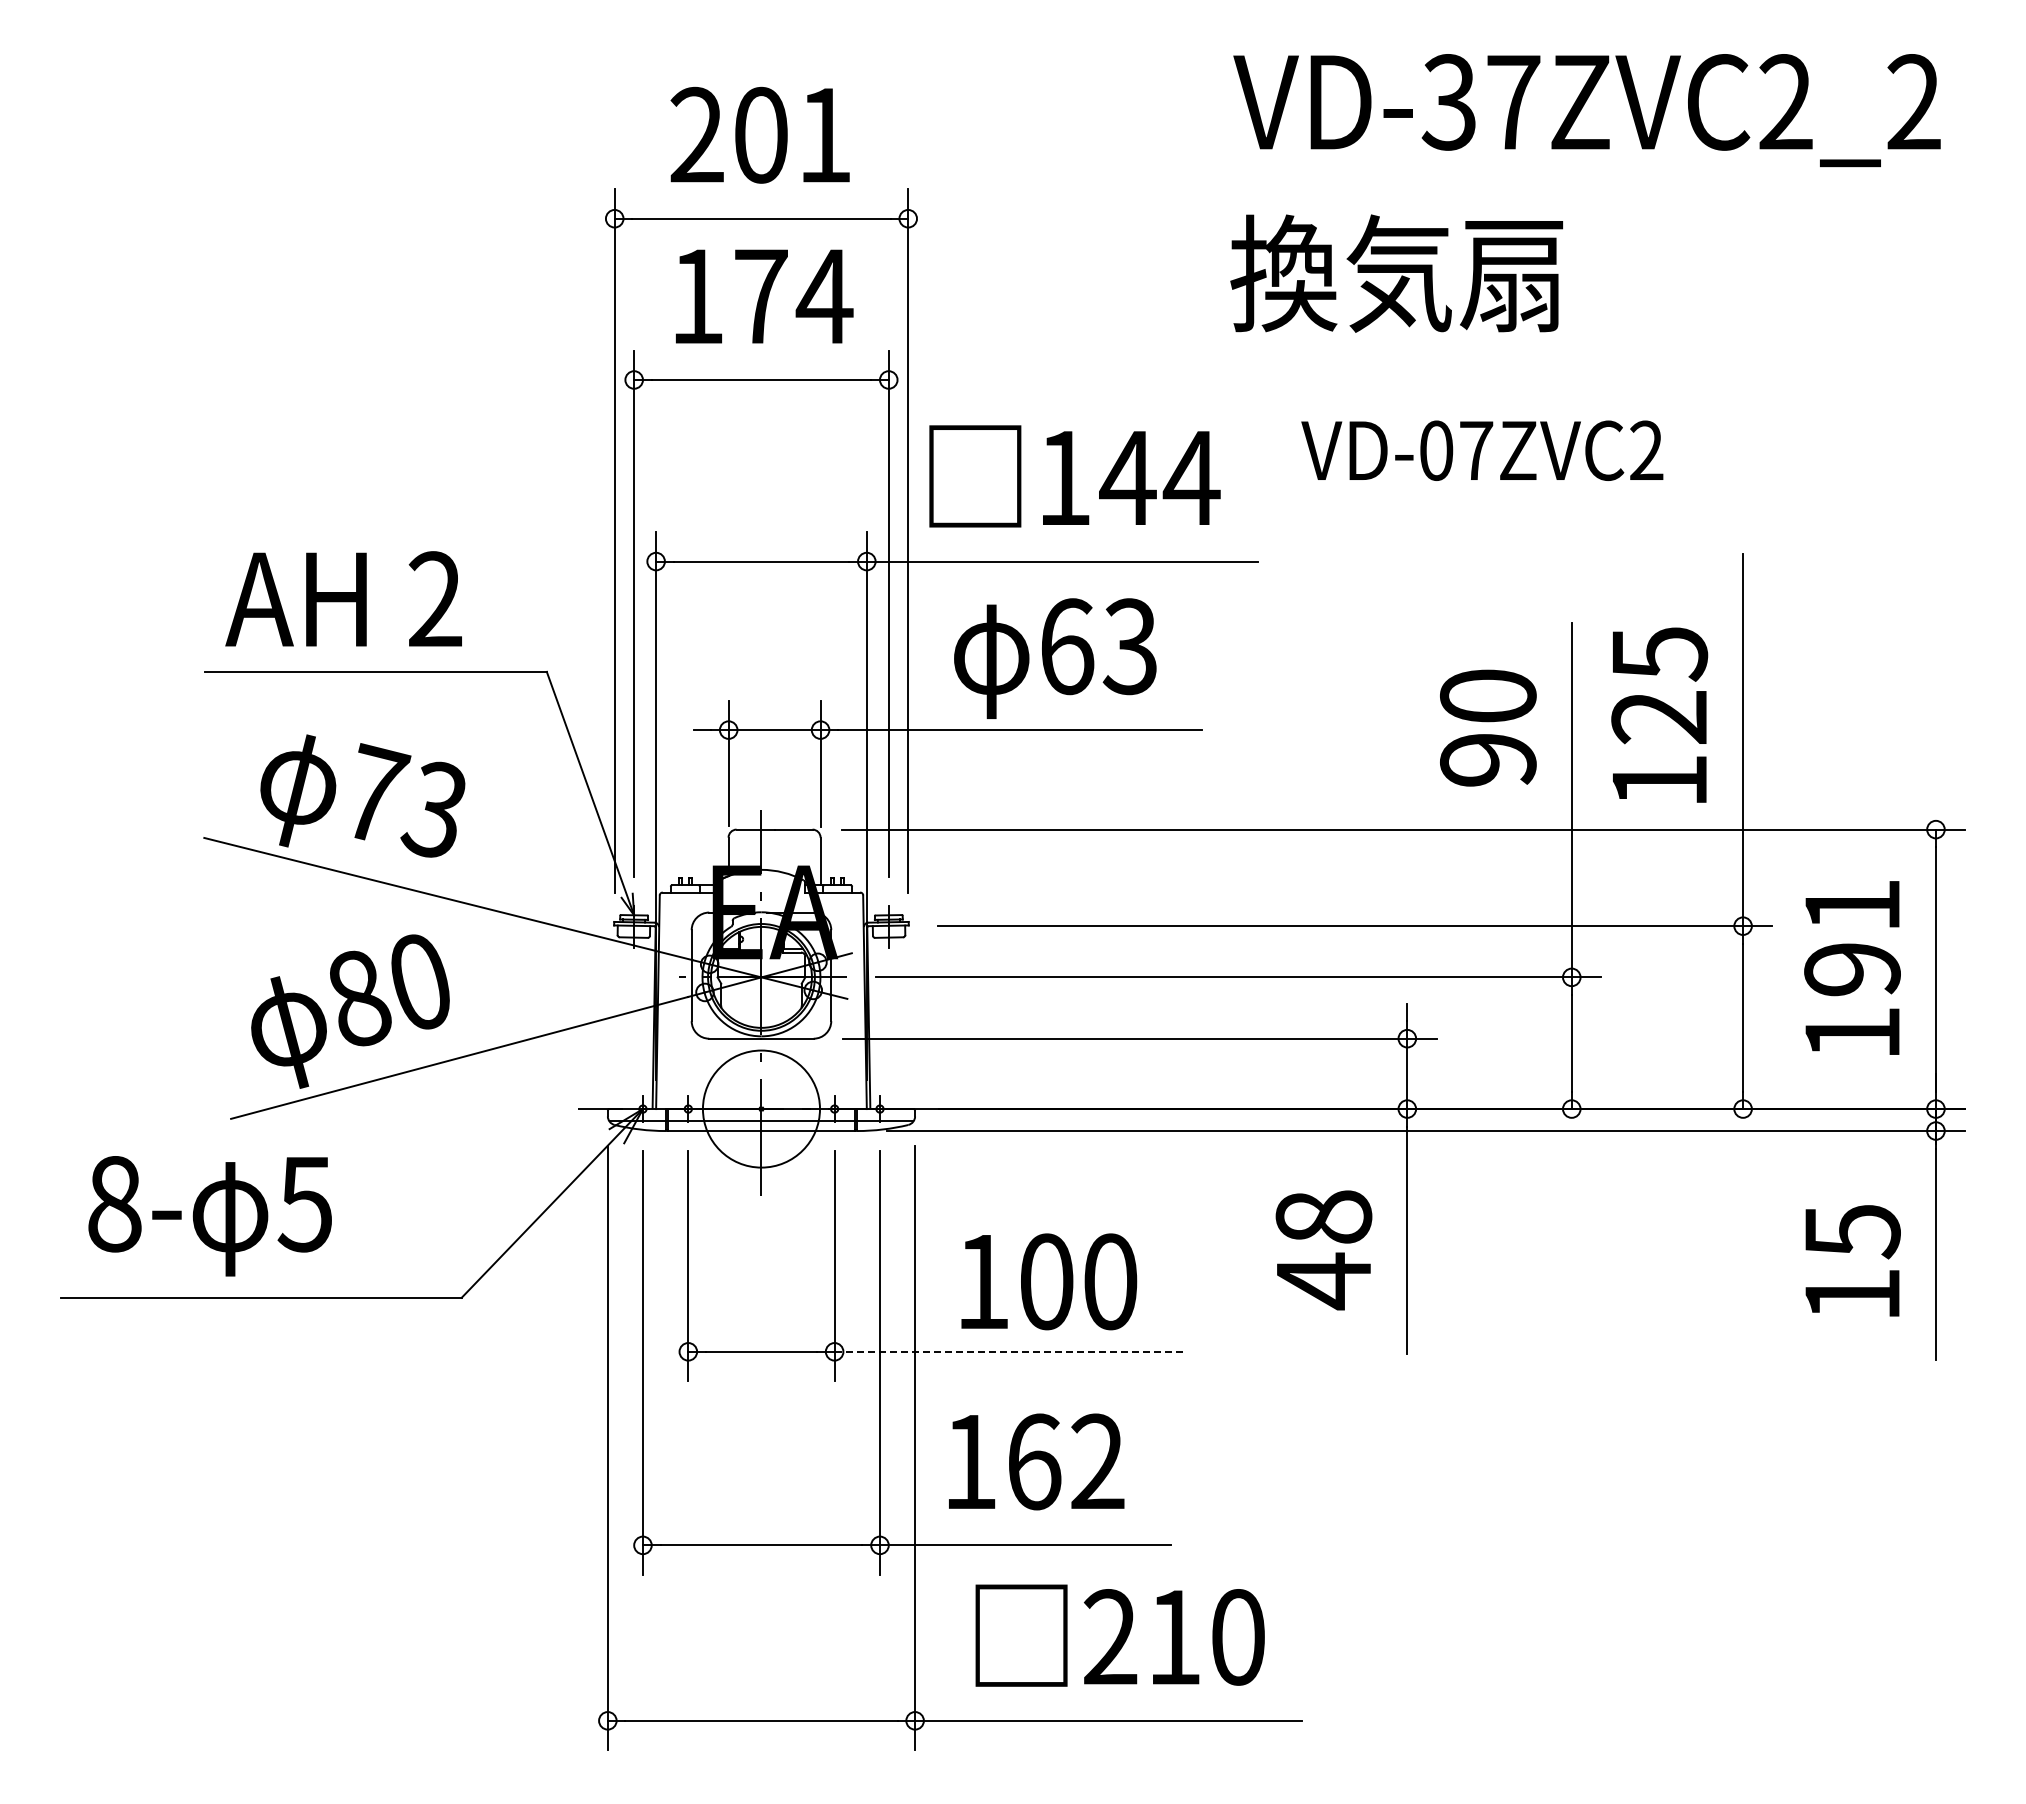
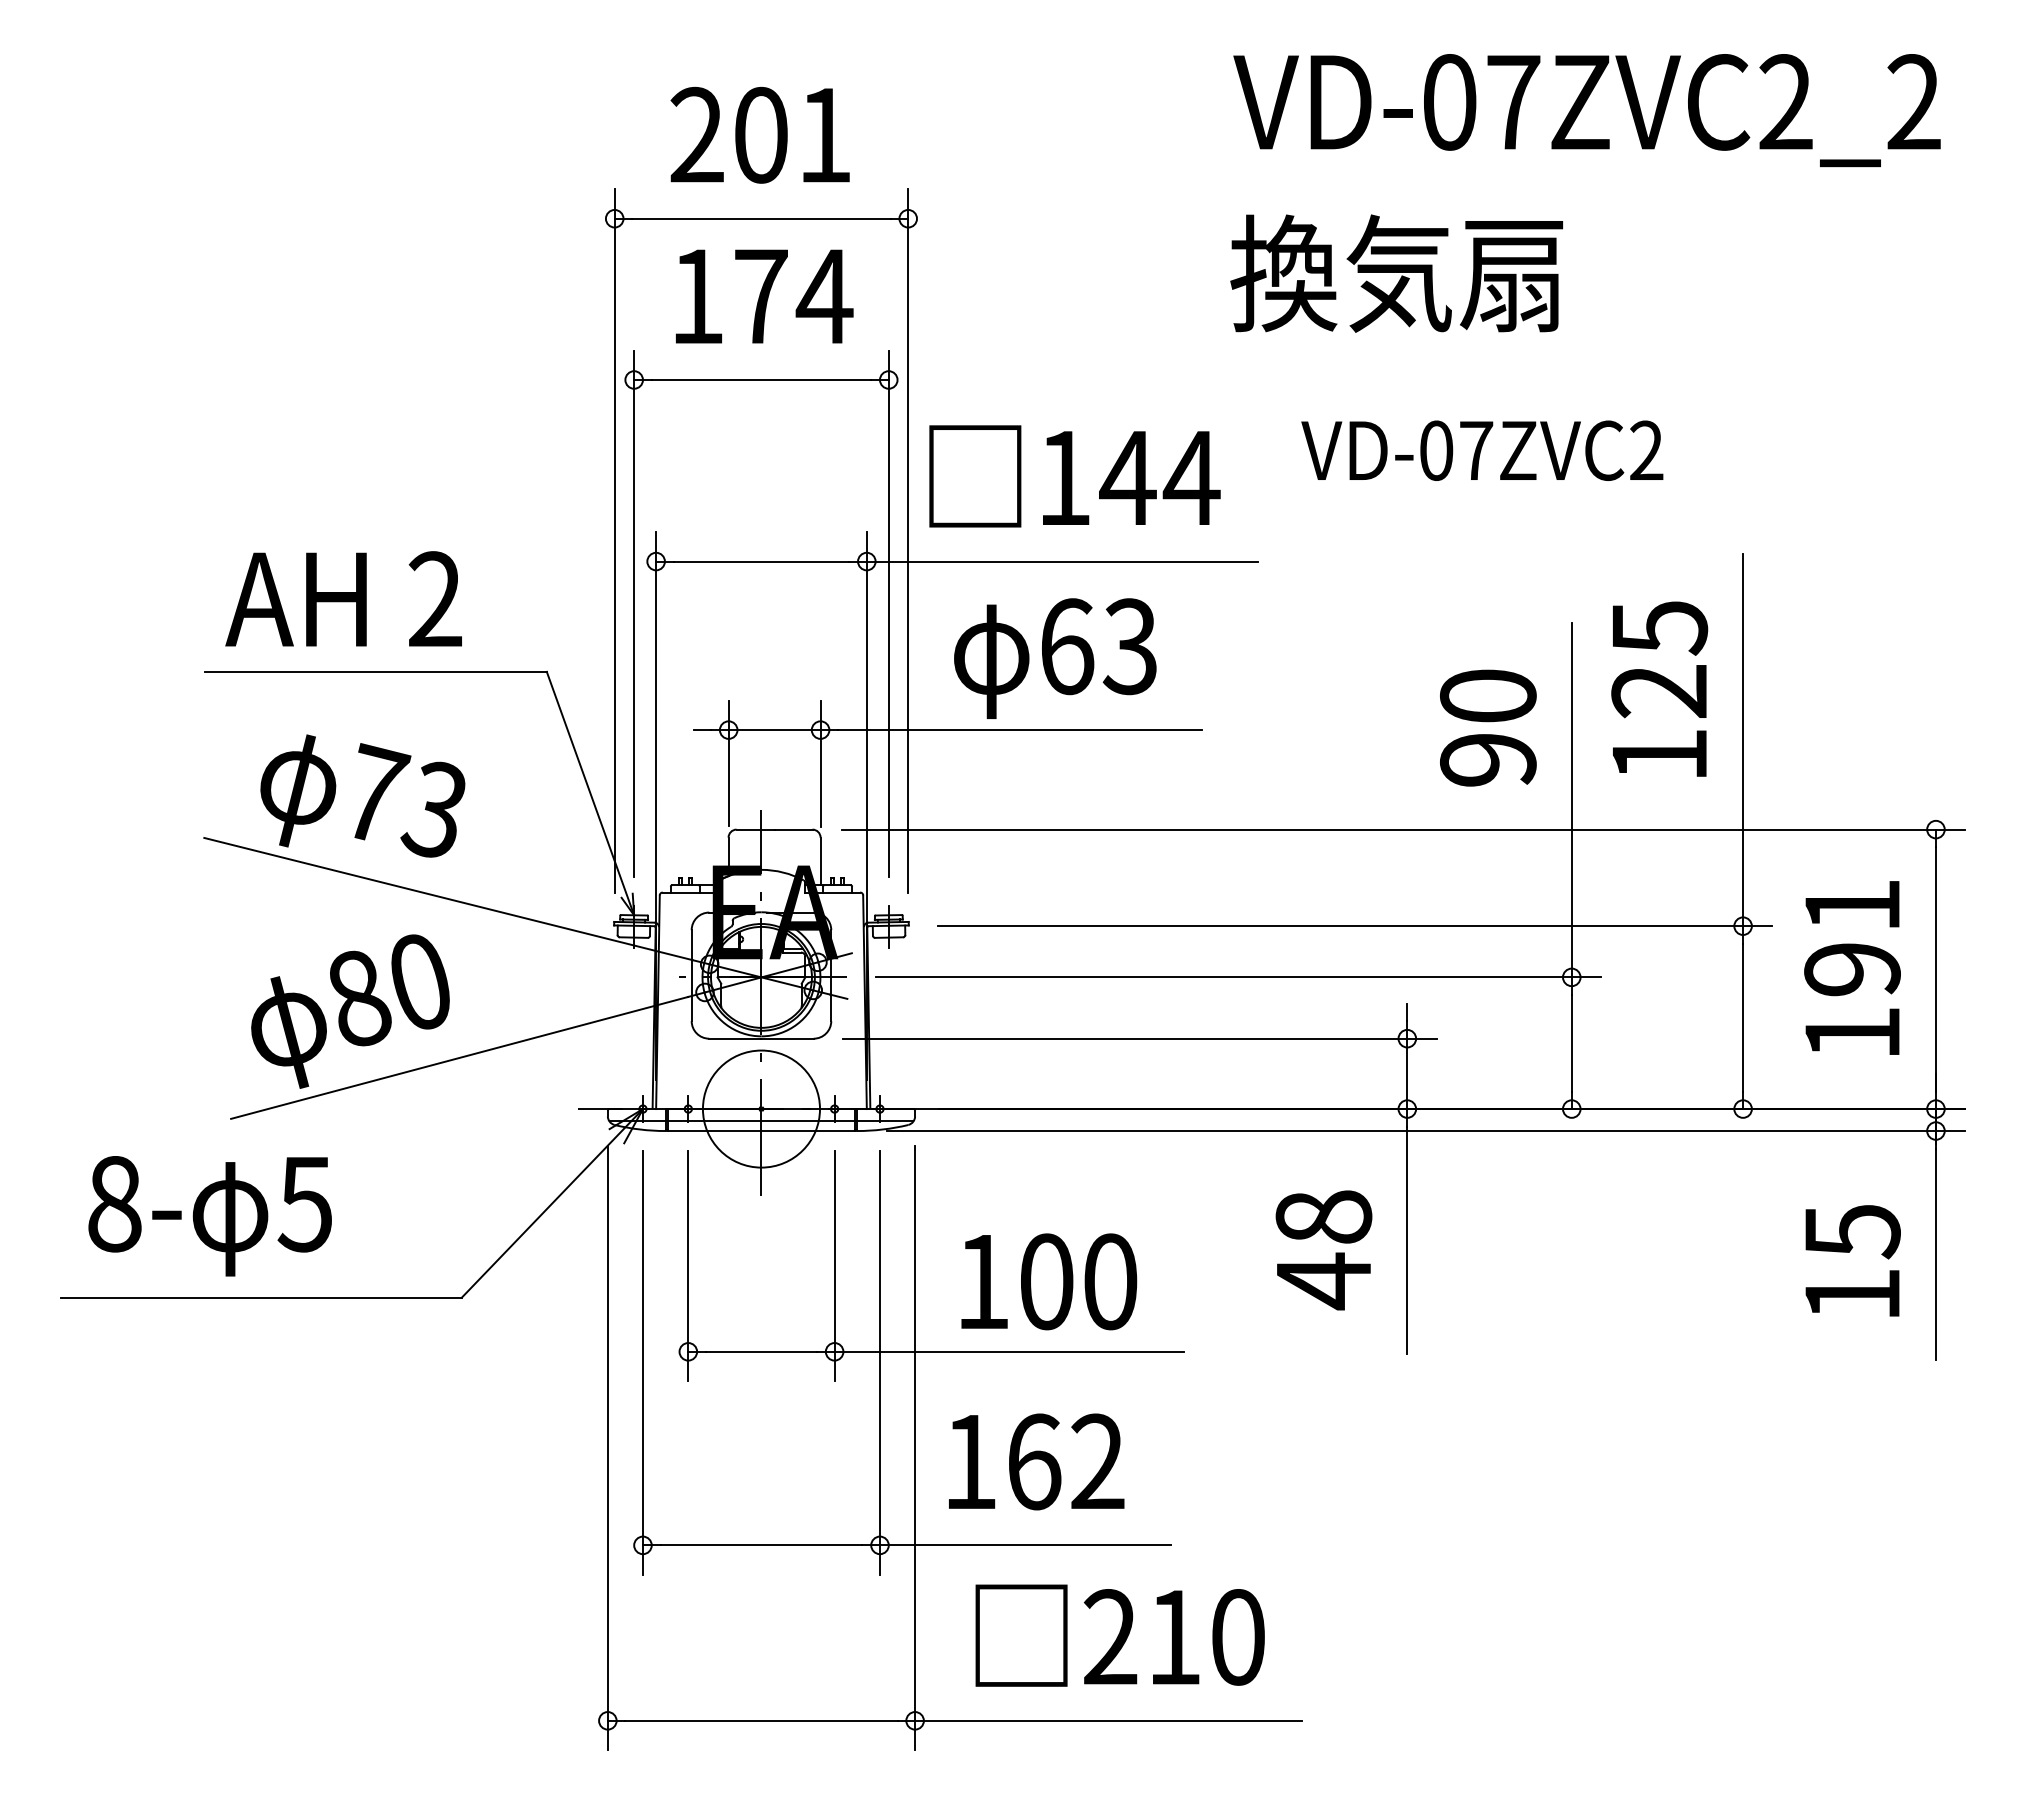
text: VD-37ZVC2_2 -> VD-07ZVC2_2 (1448, 102)
text position: (1659, 714) -> (1659, 688) (1659, 688)
line: dashed -> solid (1009, 1351)
